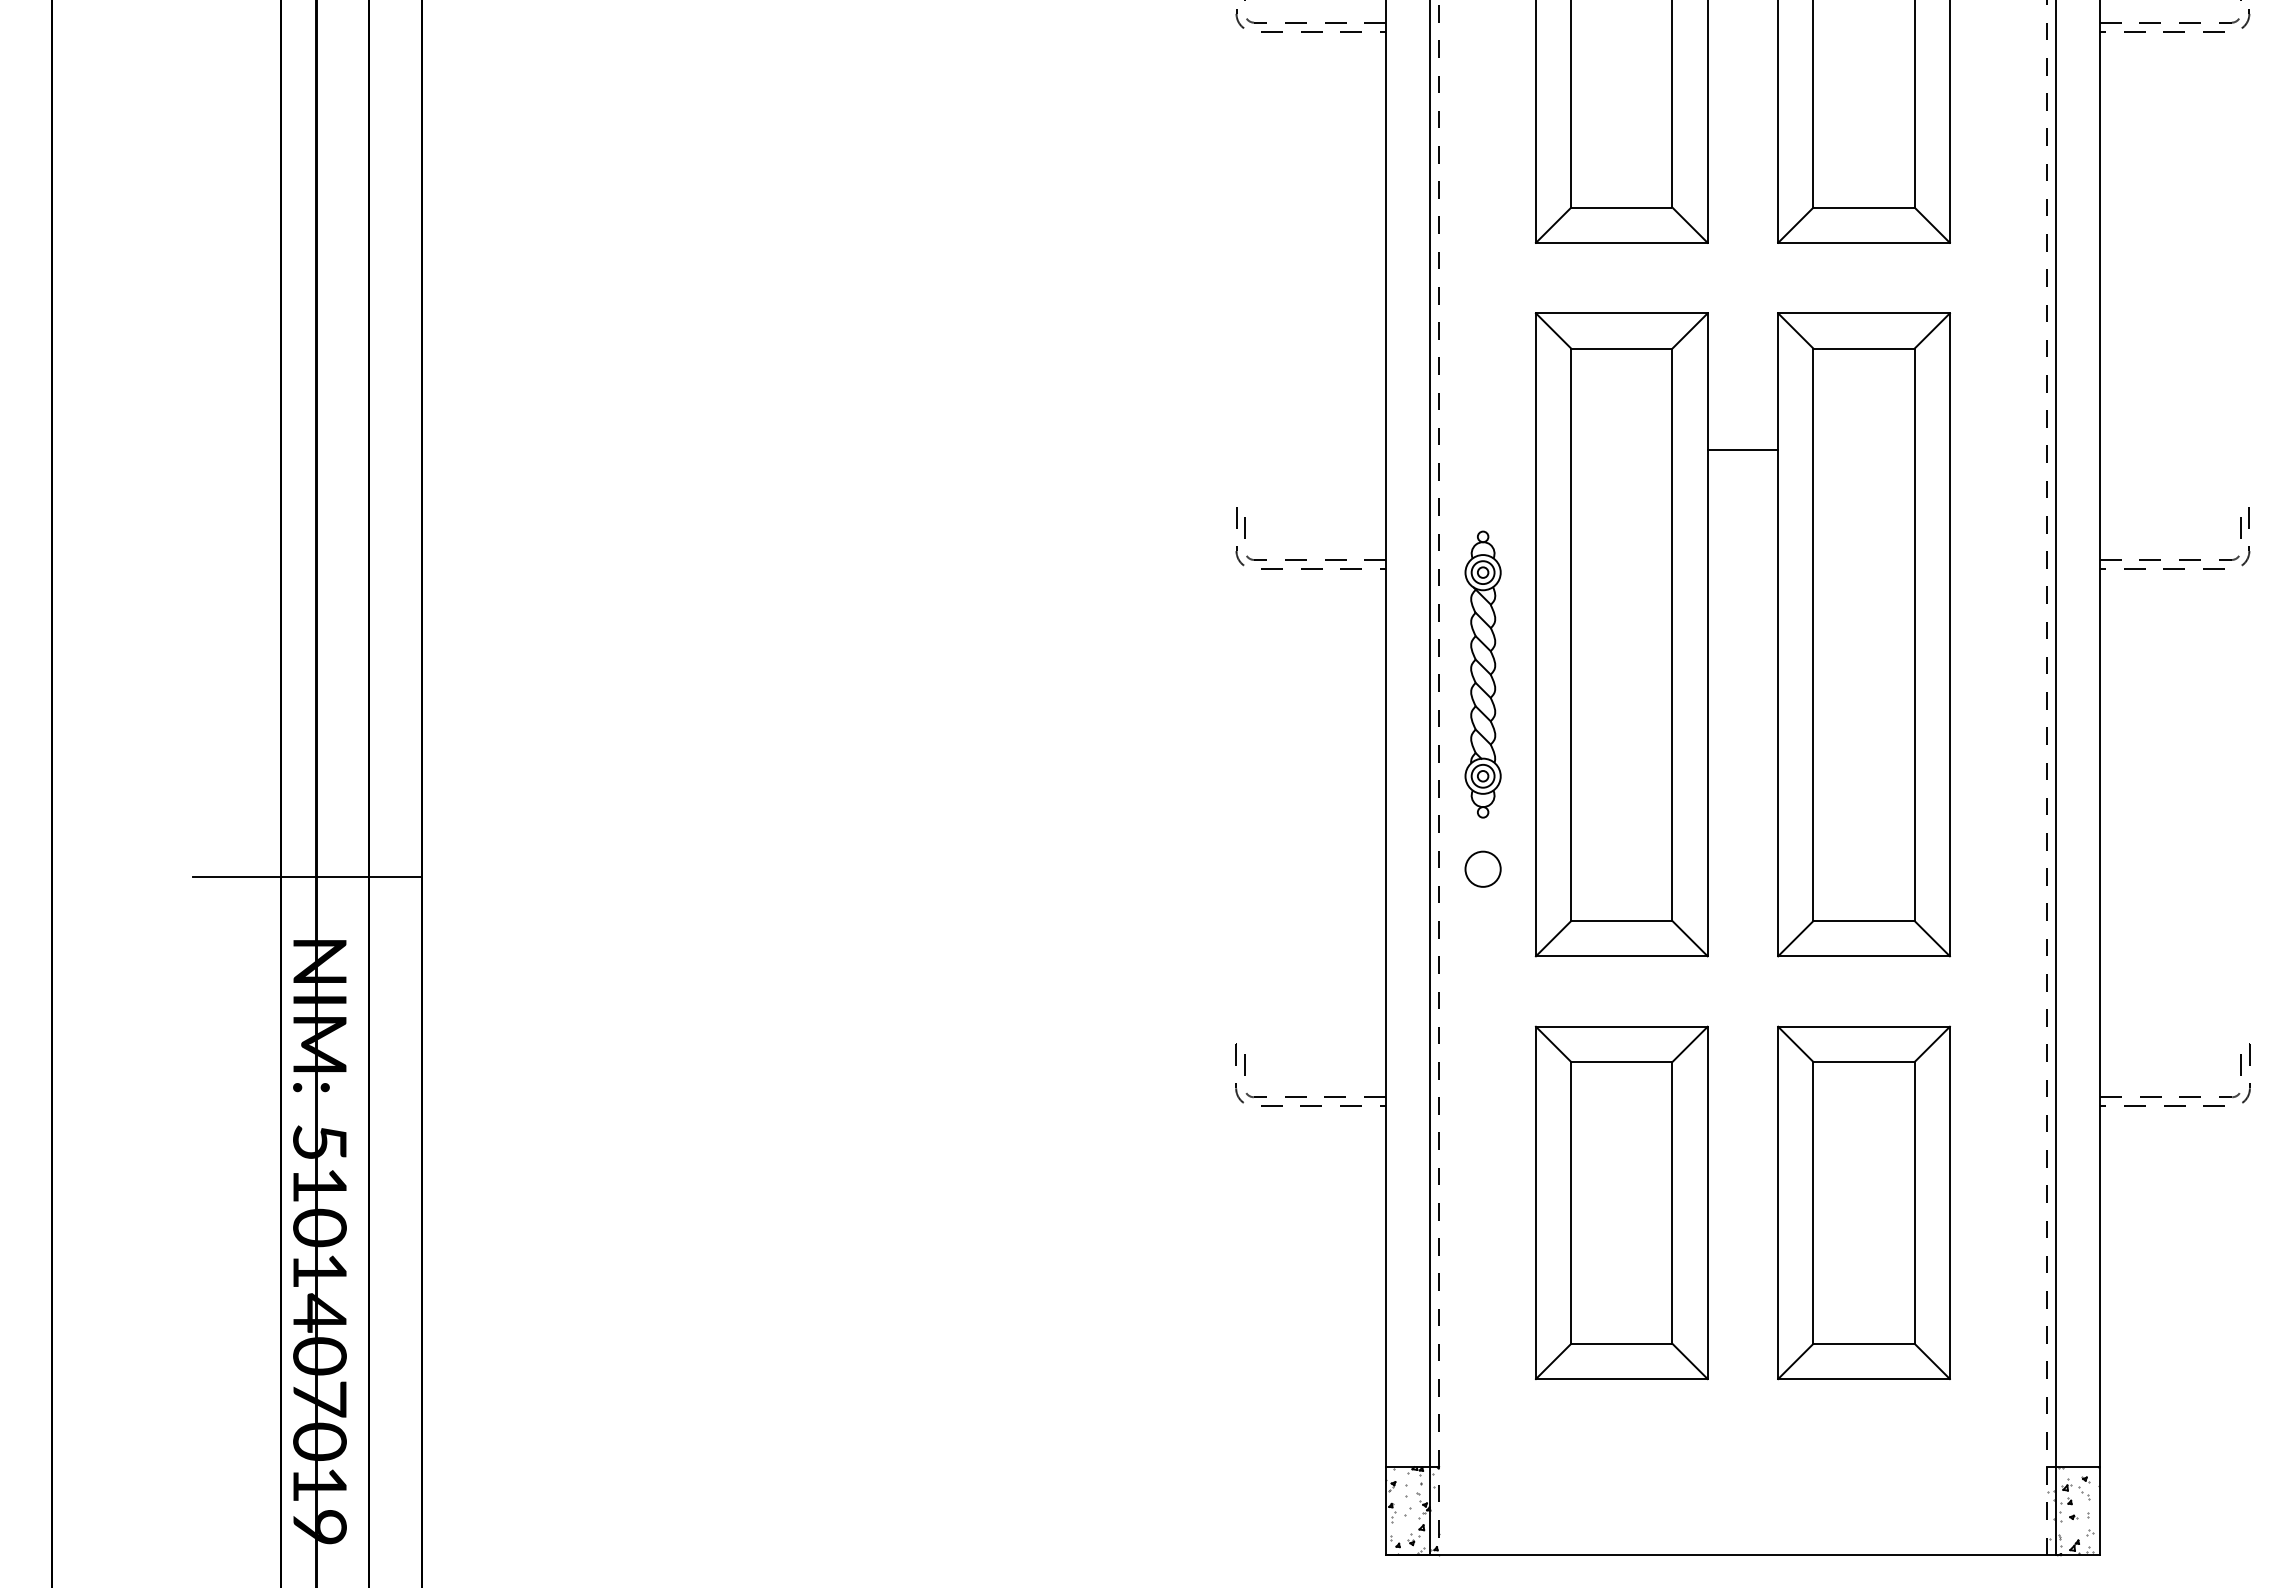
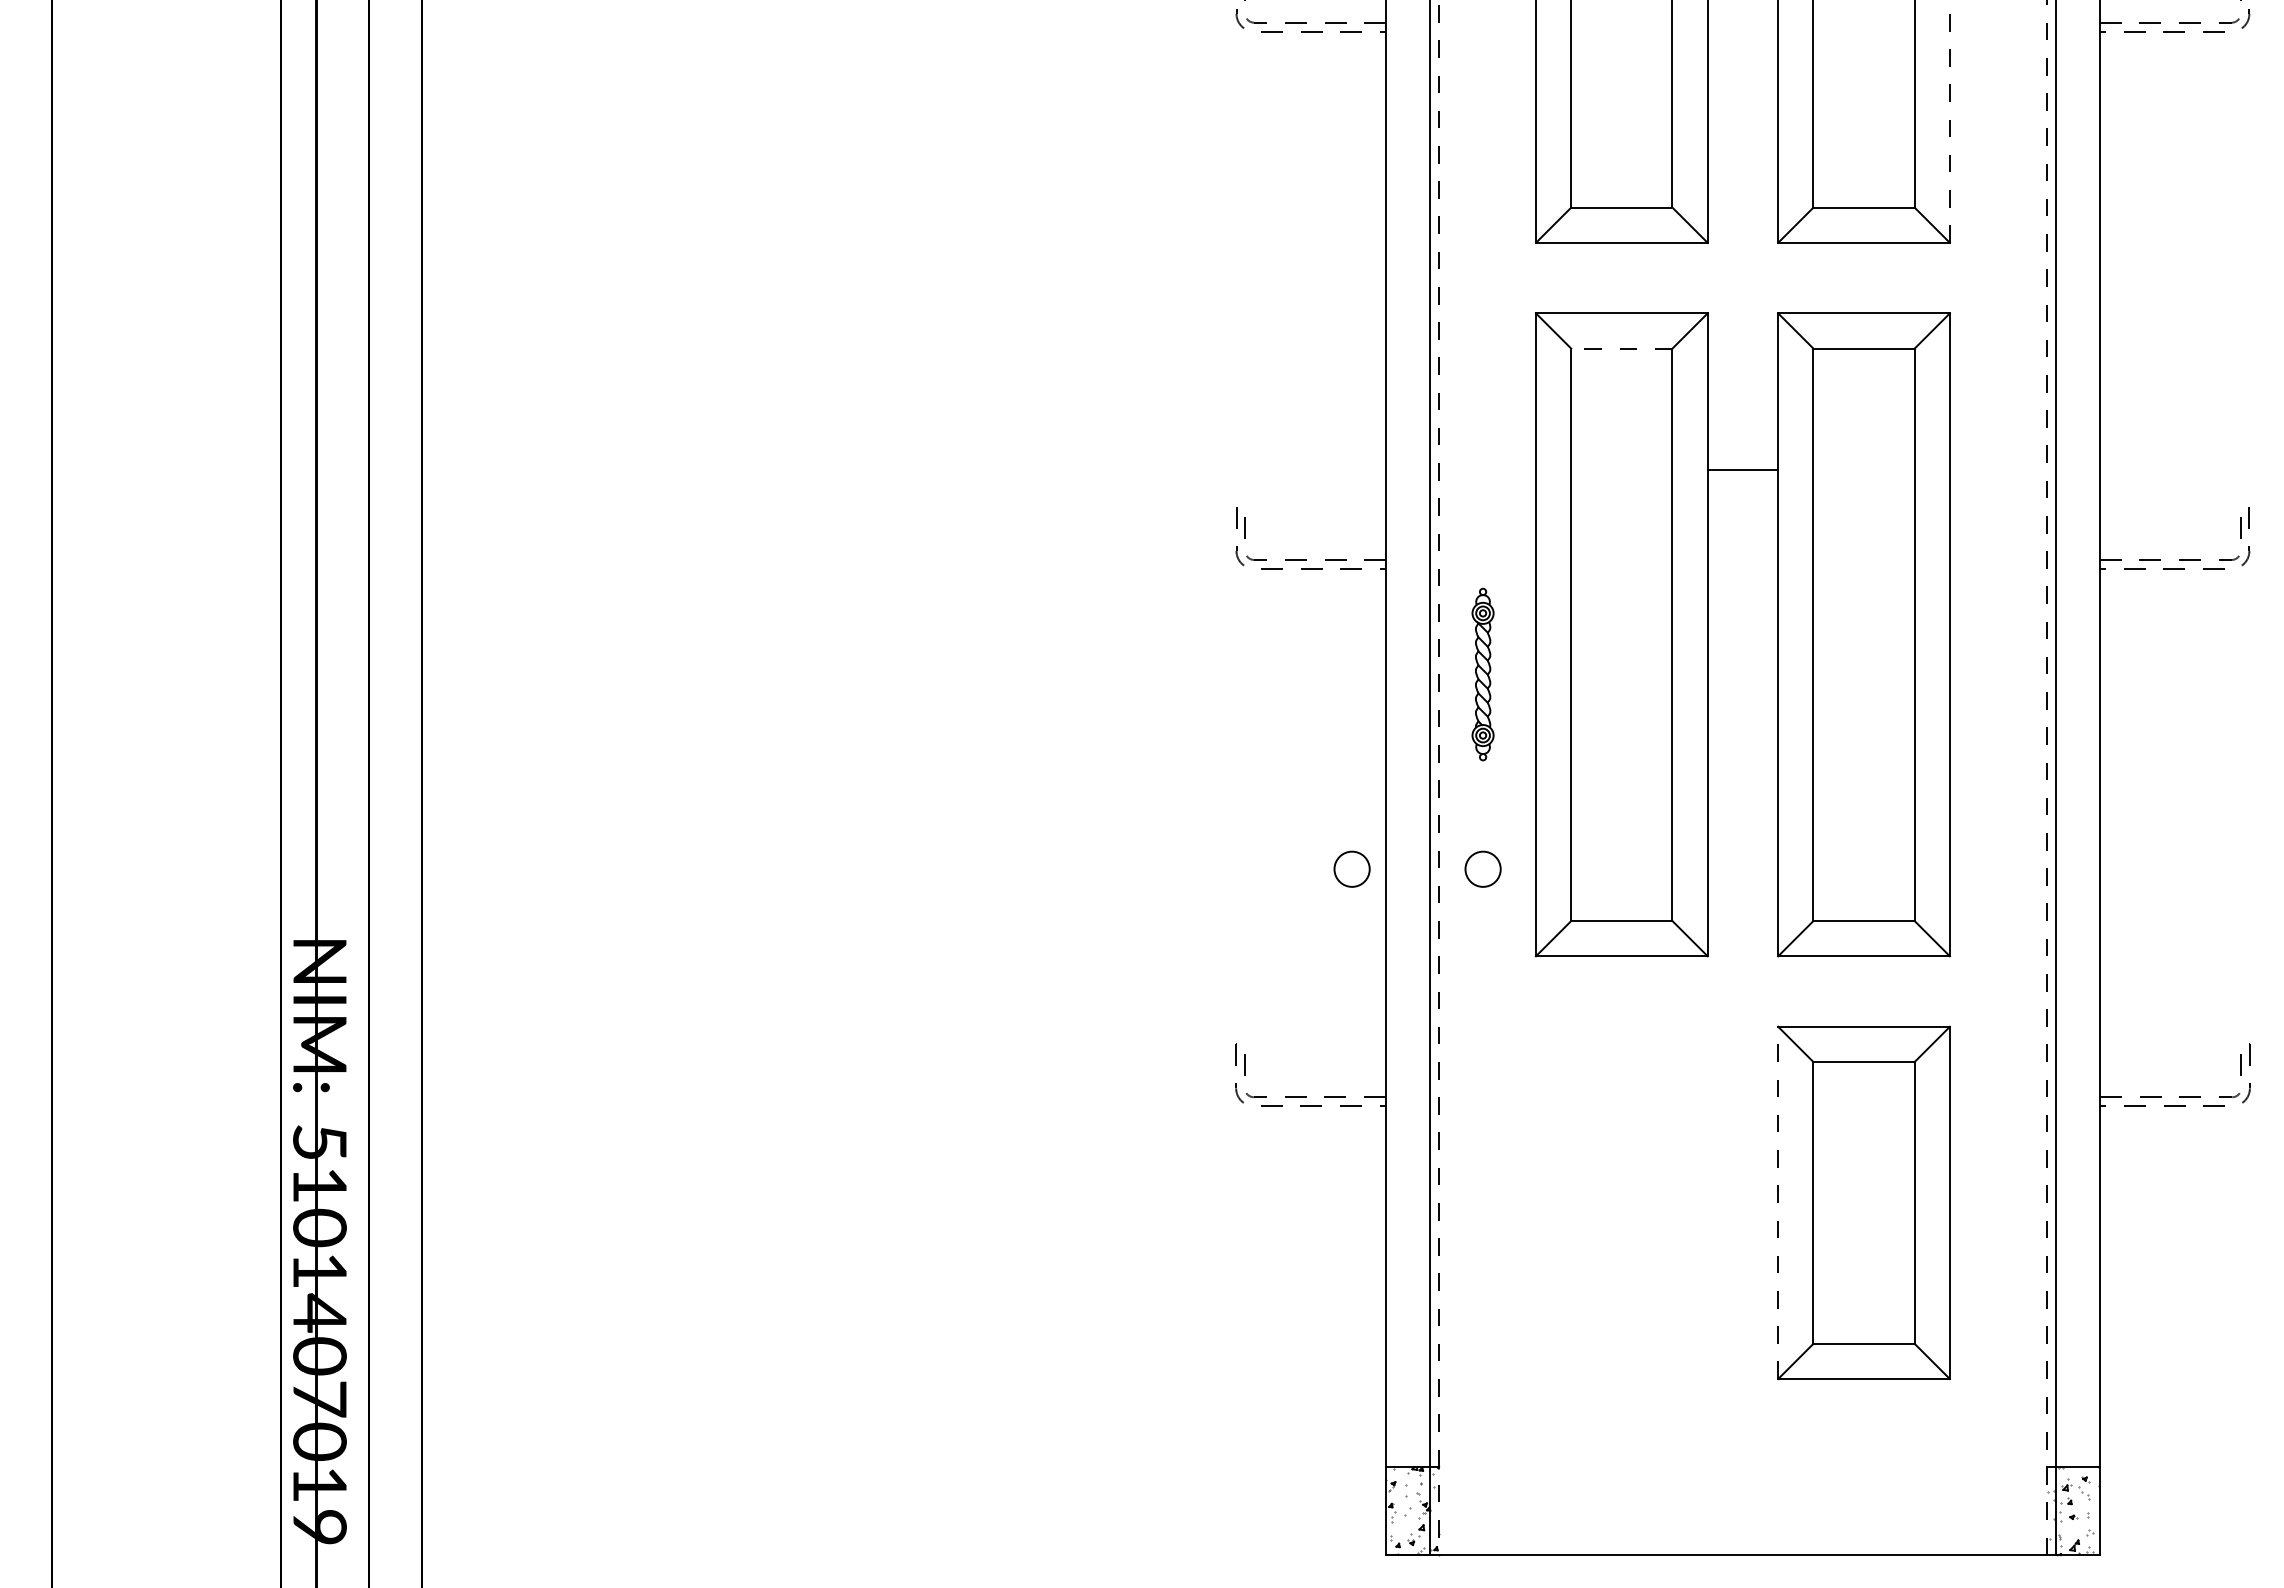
line: solid -> dashed (1949, 121)
line: solid -> dashed (1621, 348)
line position: (1742, 450) -> (1742, 470) (1742, 470)
part size: 38x289 px -> 24x175 px (1482, 674)
circle: none -> present (1351, 868)
line: present -> none (306, 876)
part: present -> none (1621, 1202)
line: solid -> dashed (1778, 1202)
